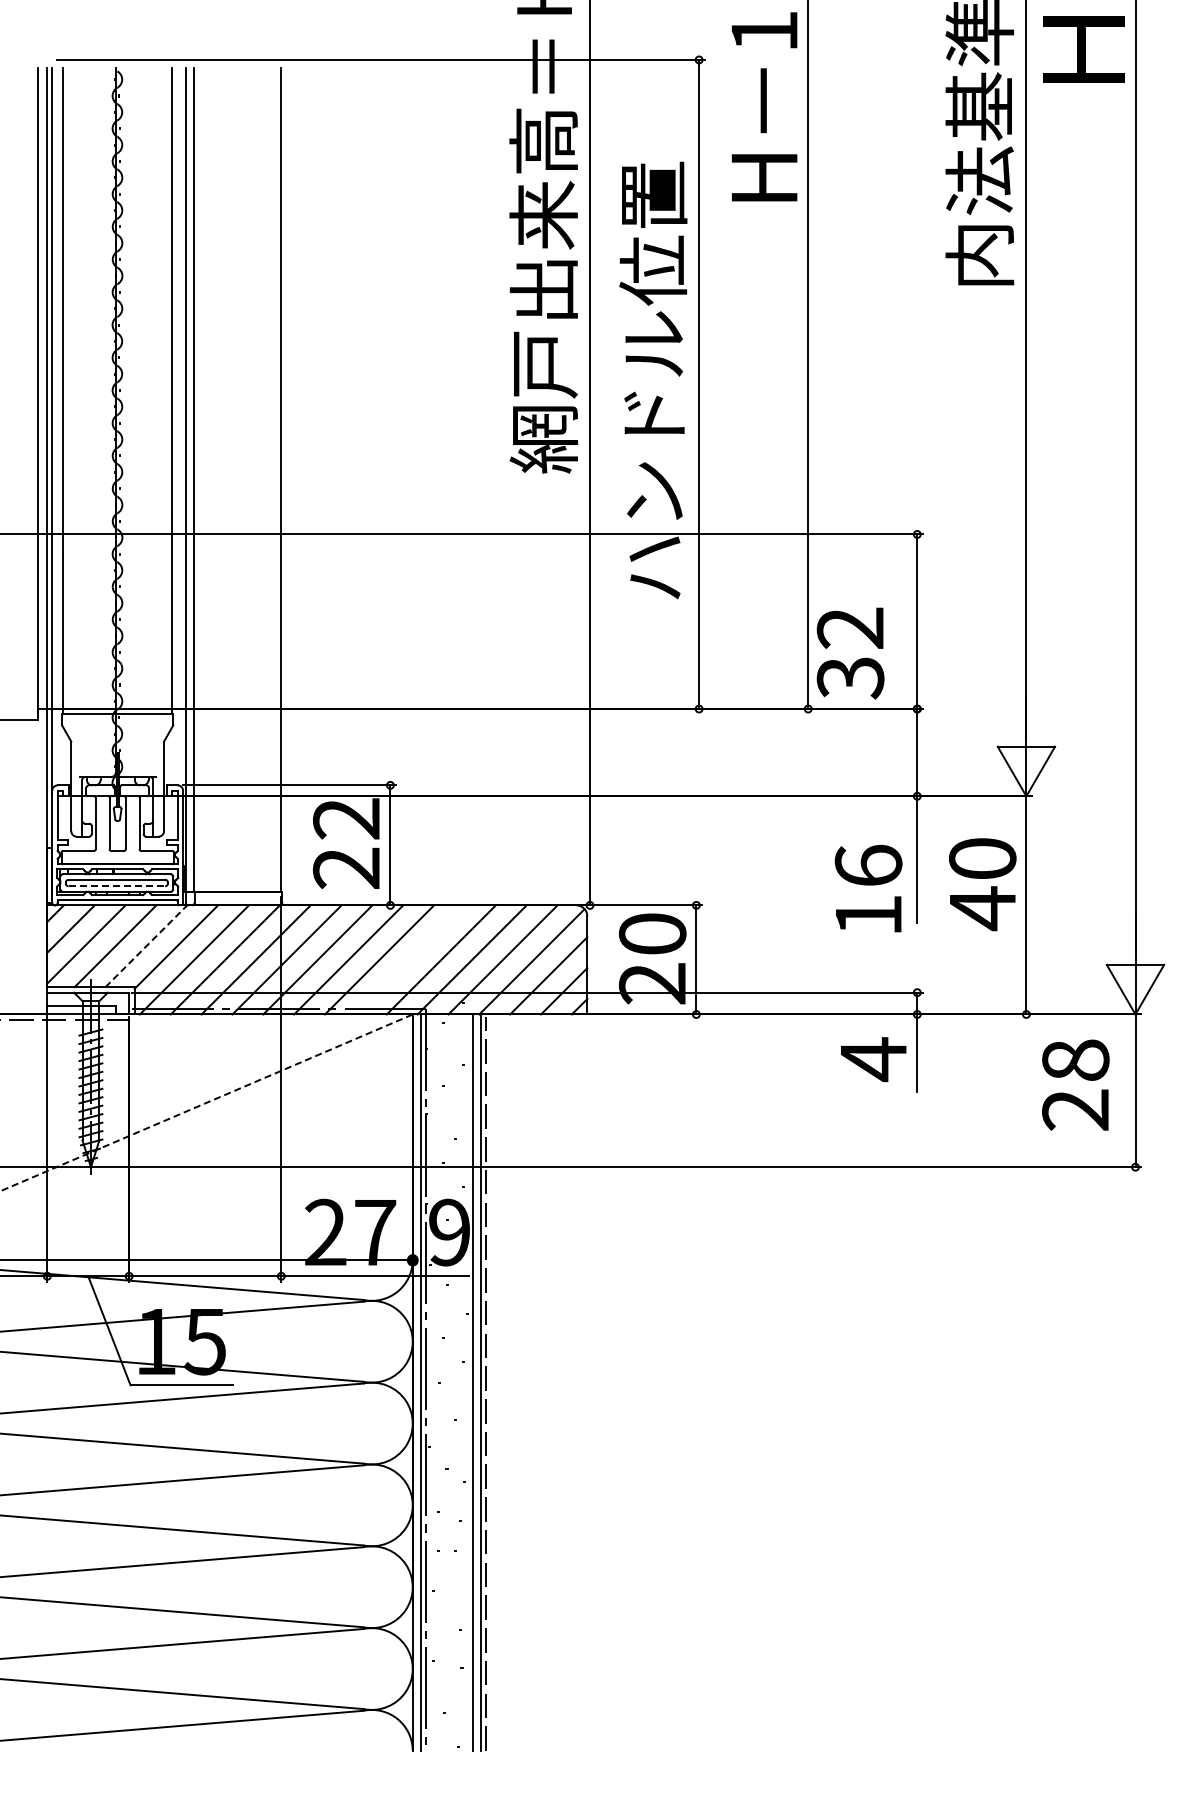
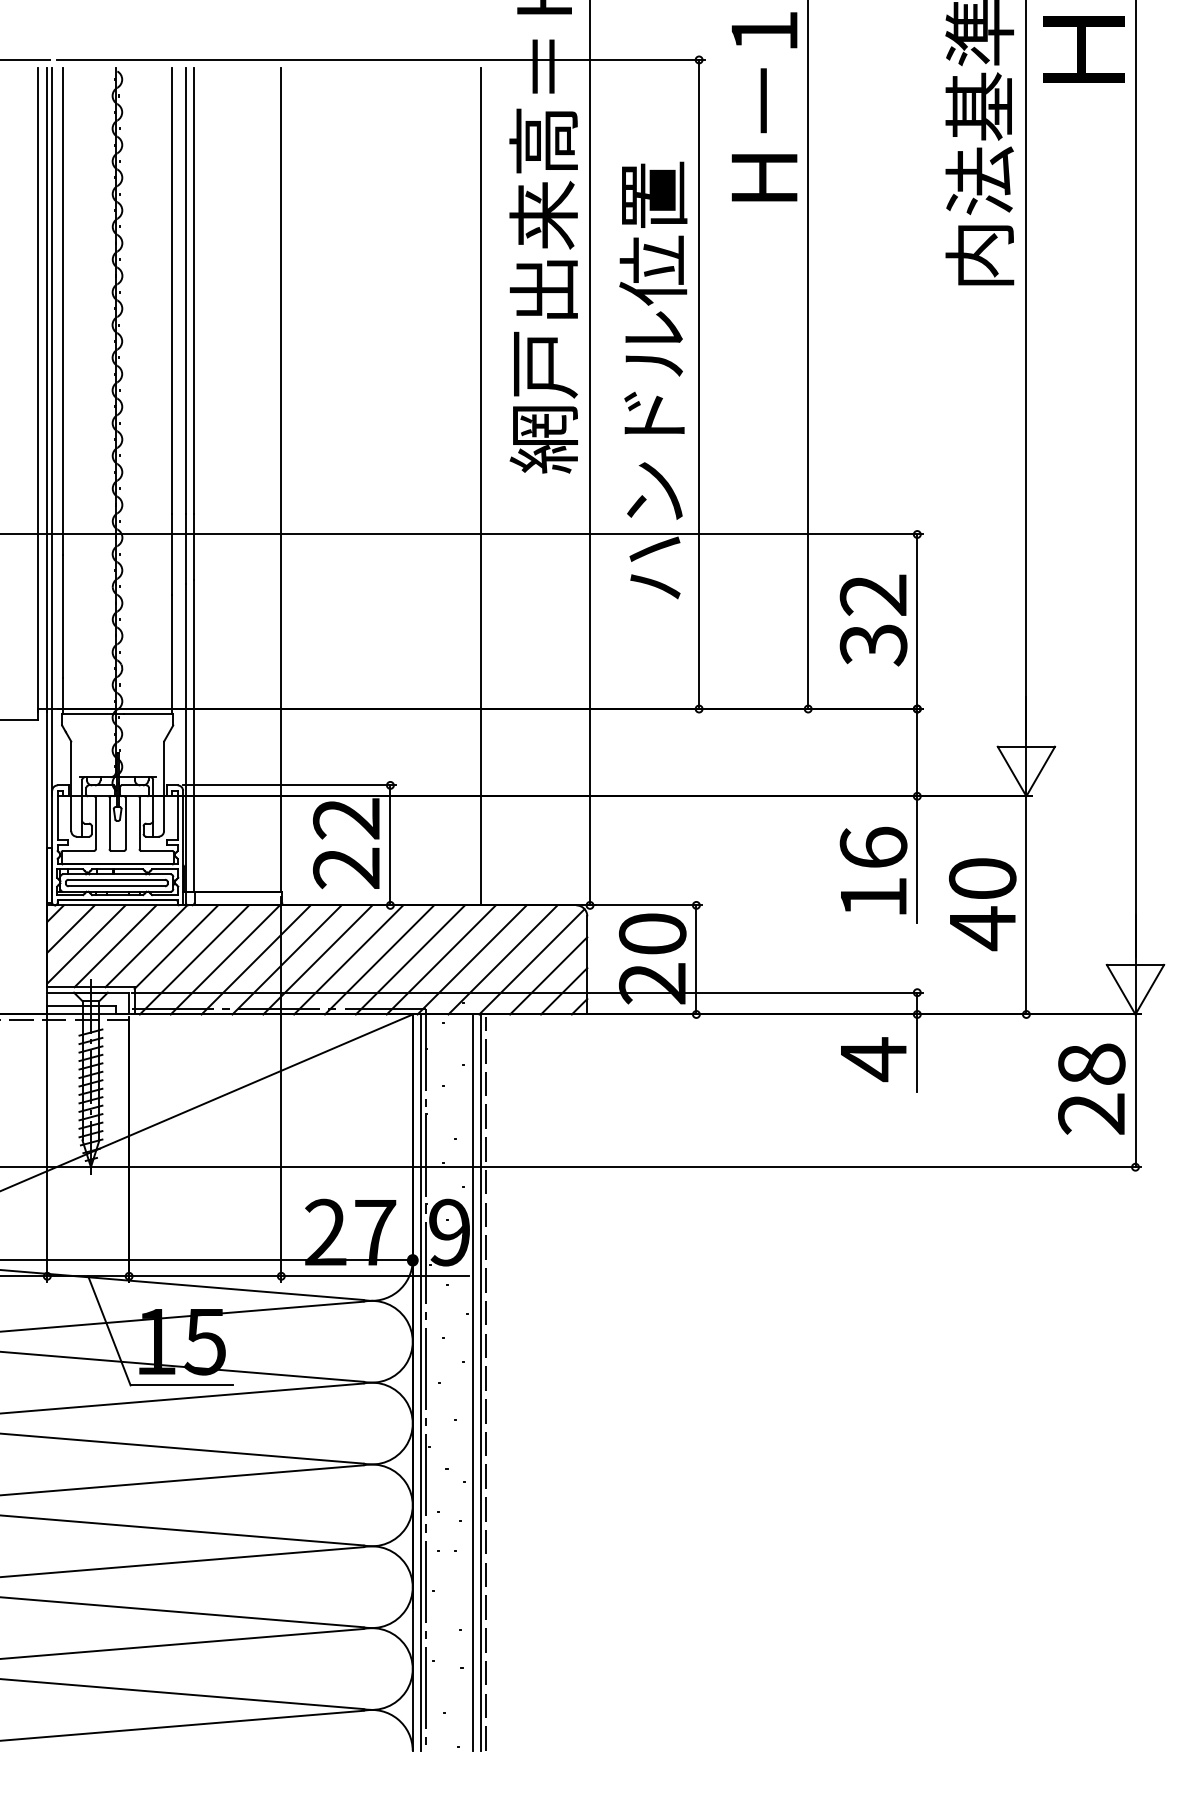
line: none -> present (26, 59)
line: none -> present (480, 486)
text position: (850, 653) -> (873, 620) (873, 620)
text position: (982, 884) -> (982, 904) (982, 904)
line: dashed -> solid (117, 886)
text position: (868, 888) -> (873, 870) (873, 870)
line: dashed -> solid (146, 946)
line: none -> present (409, 959)
text position: (1075, 1084) -> (1091, 1088) (1091, 1088)
line: dashed -> solid (207, 1102)
